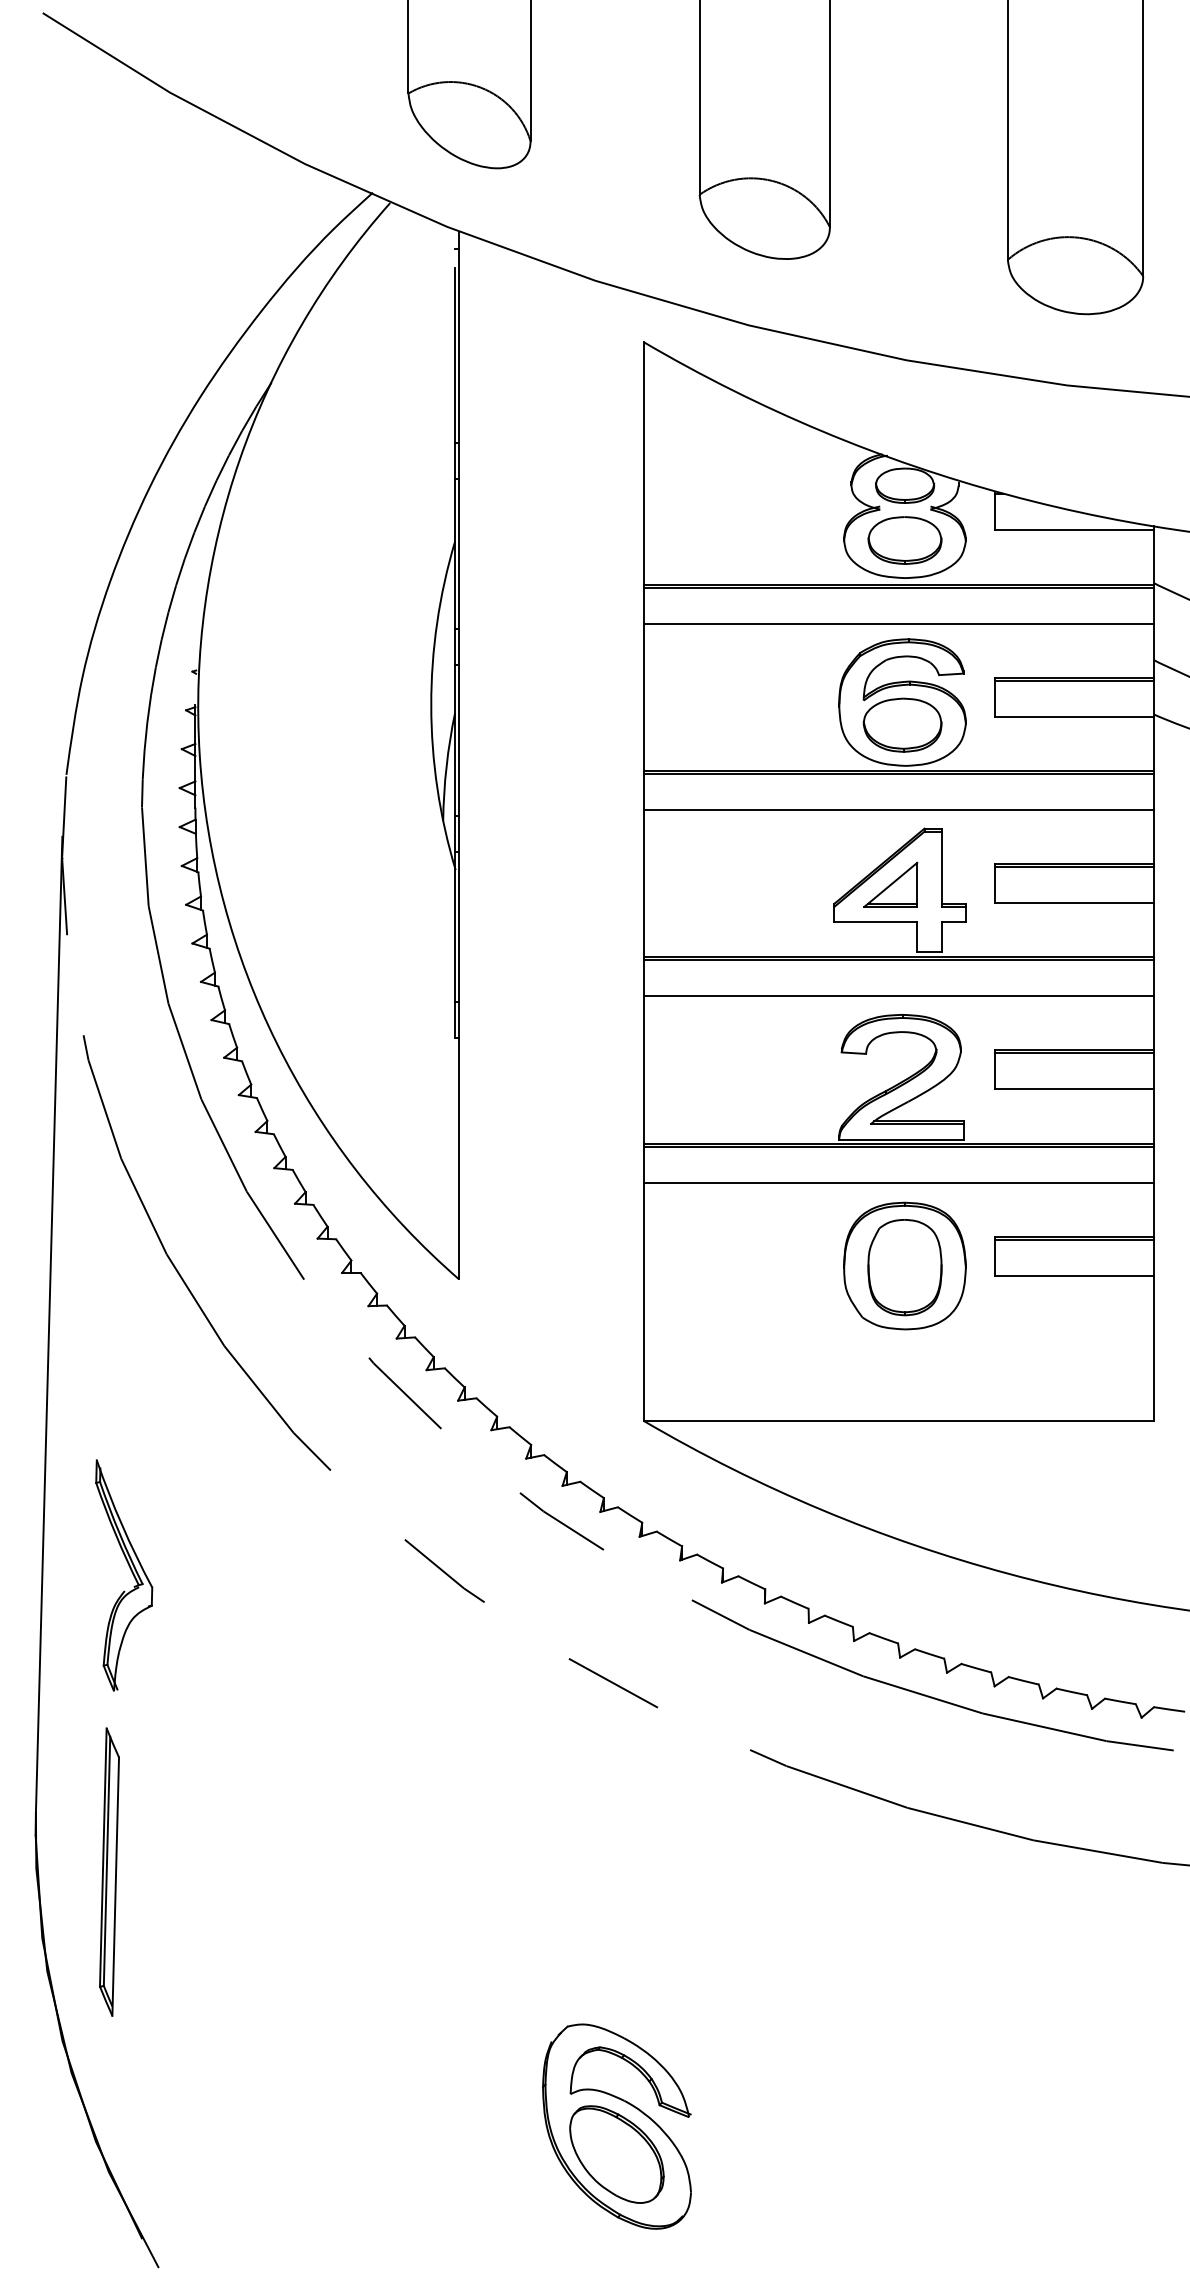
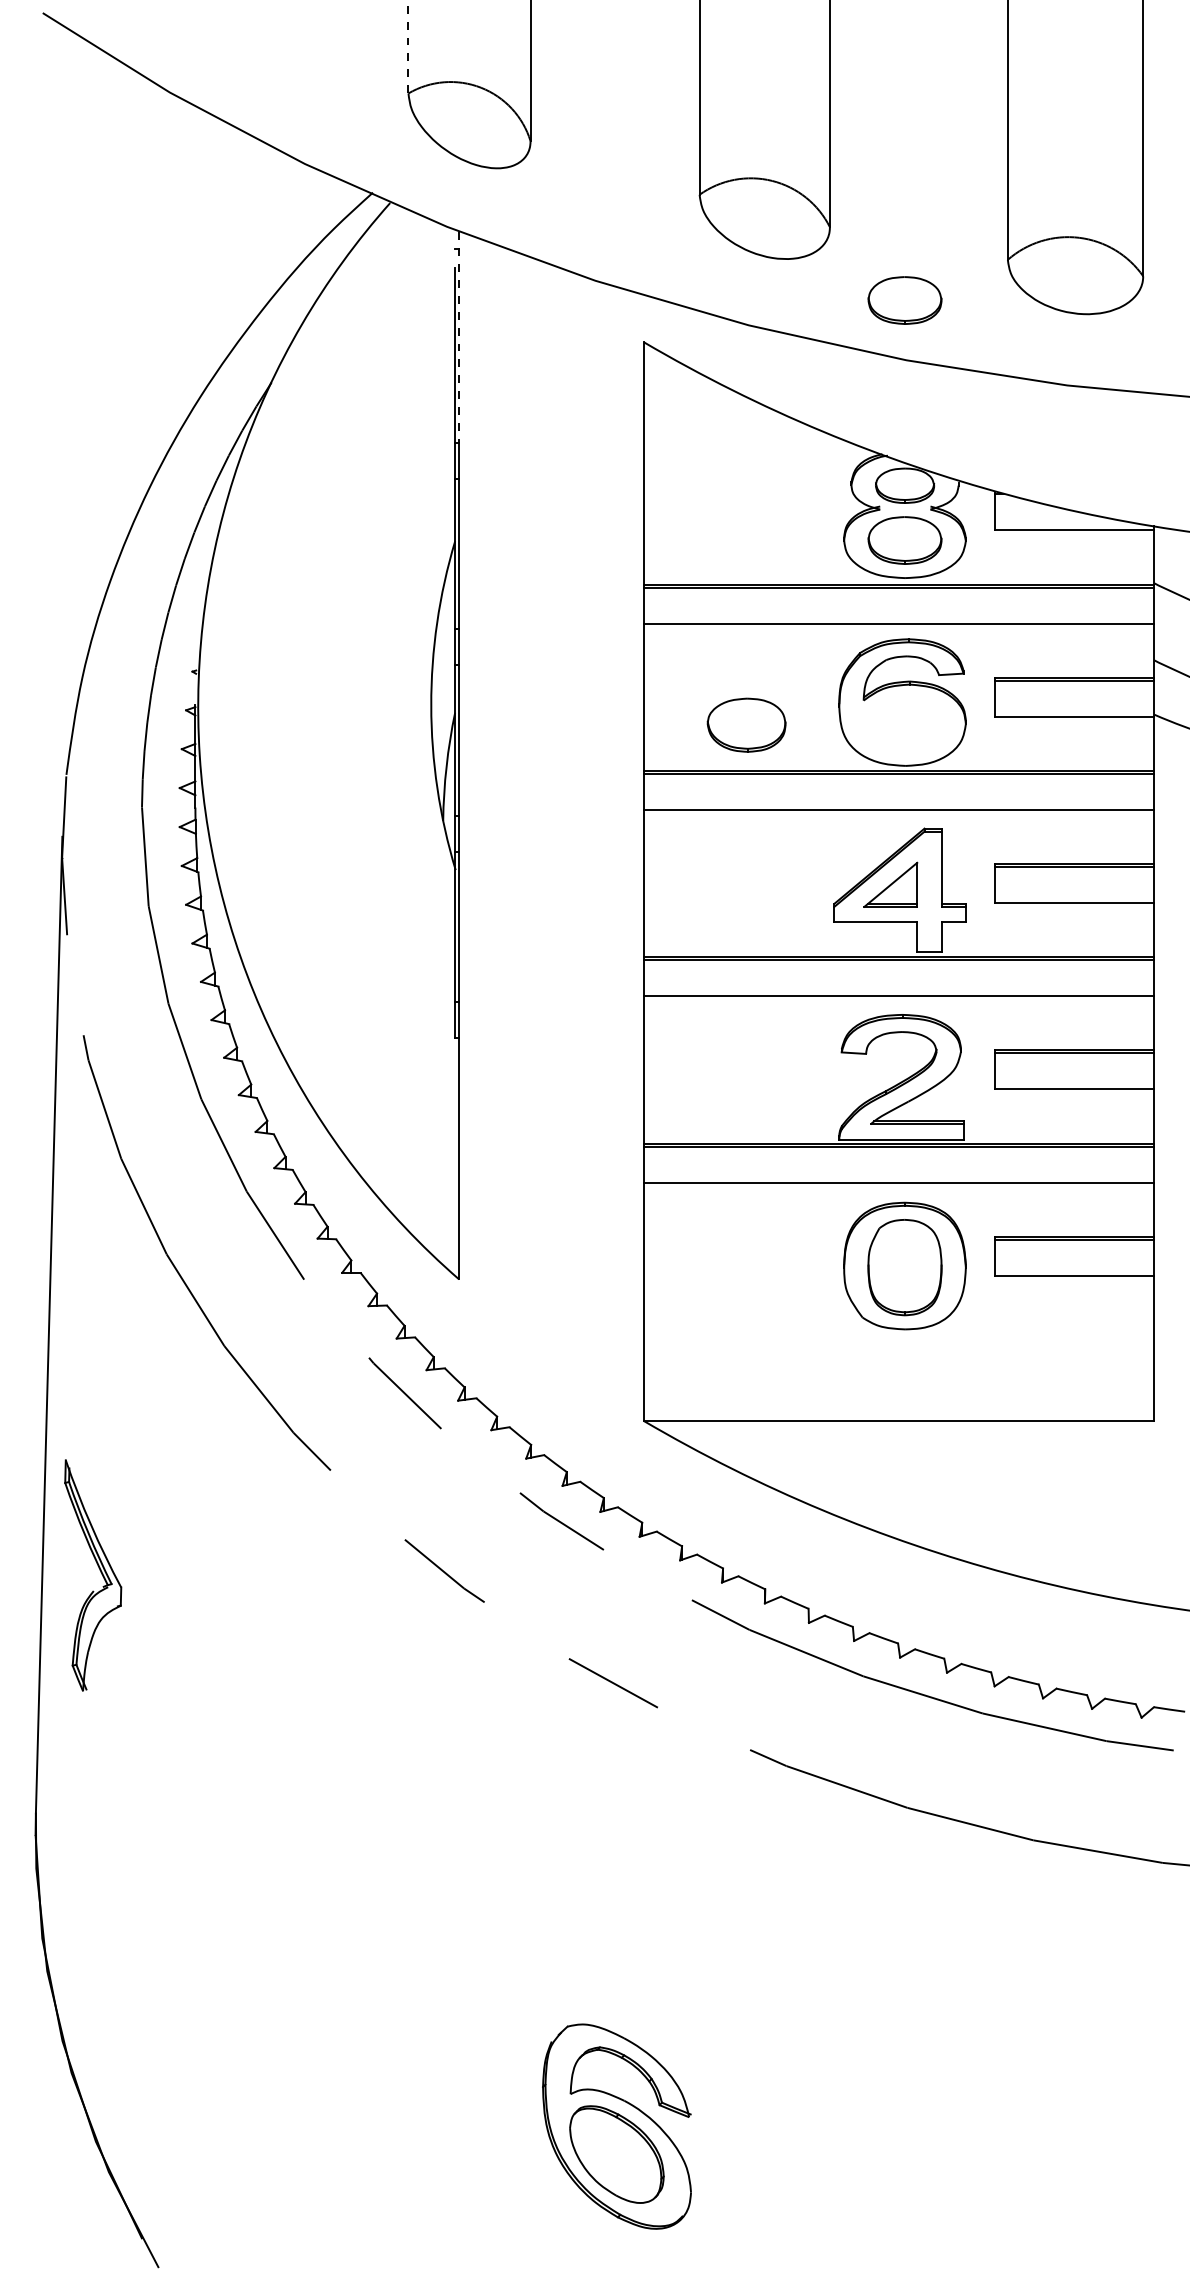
line: solid -> dashed (408, 46)
part: none -> present (904, 300)
line: solid -> dashed (459, 337)
part position: (902, 724) -> (746, 724) (746, 724)
part position: (131, 1572) -> (100, 1572) (100, 1572)
part: present -> none (109, 1871)
